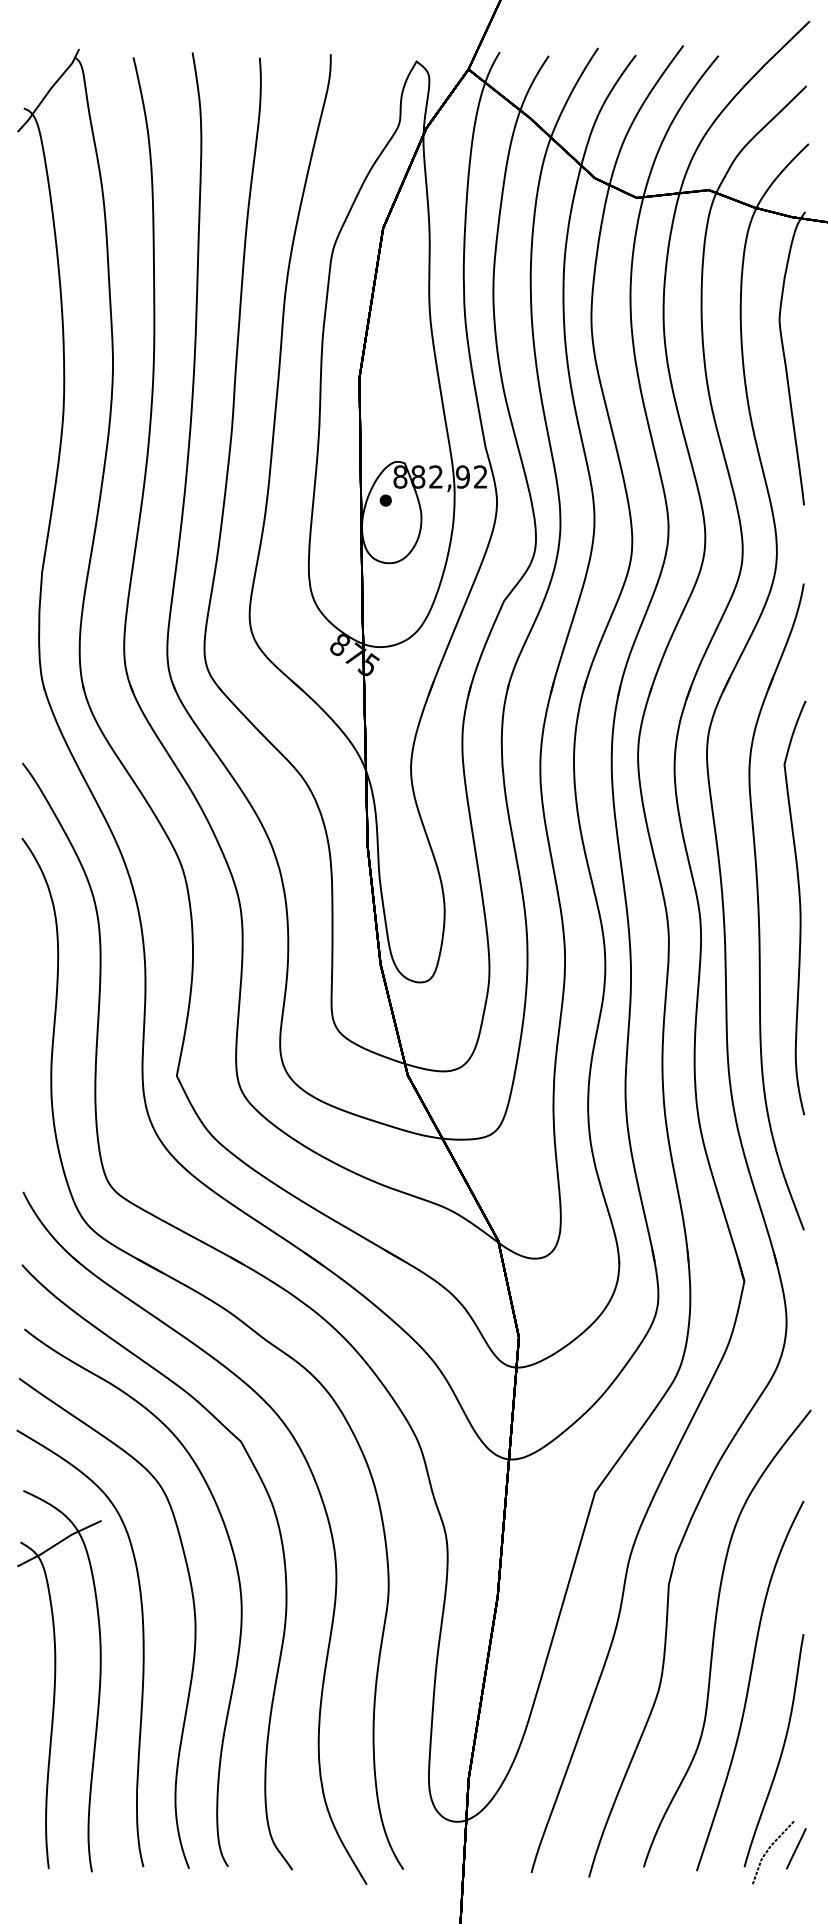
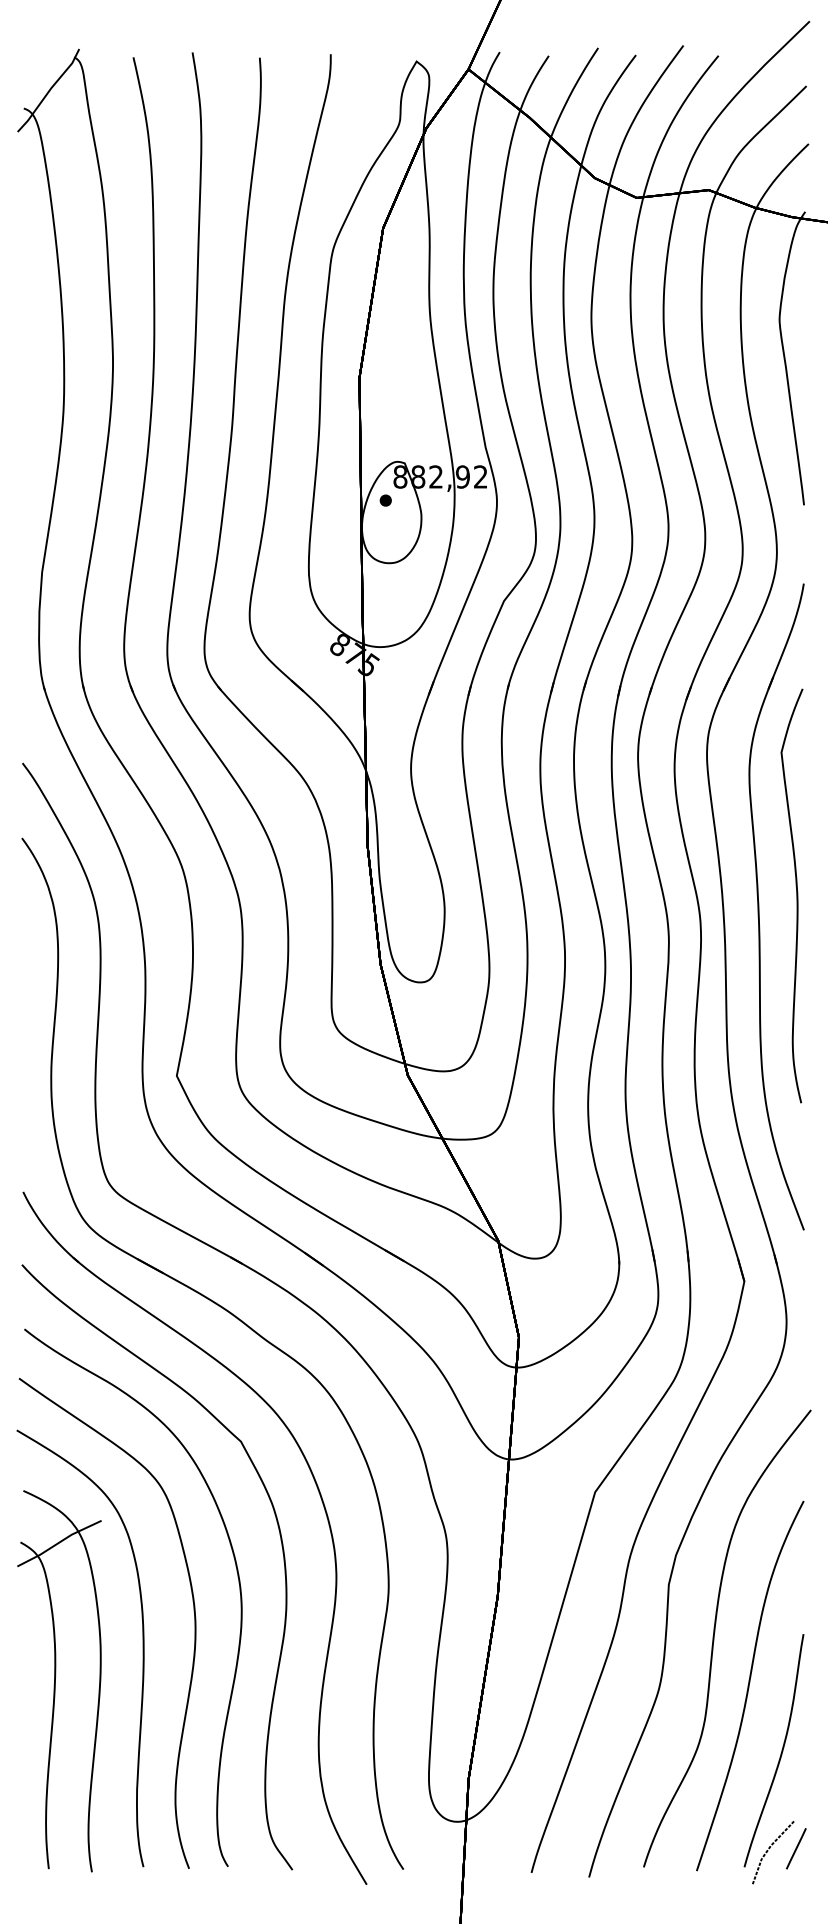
part position: (794, 907) -> (791, 895) (791, 895)
